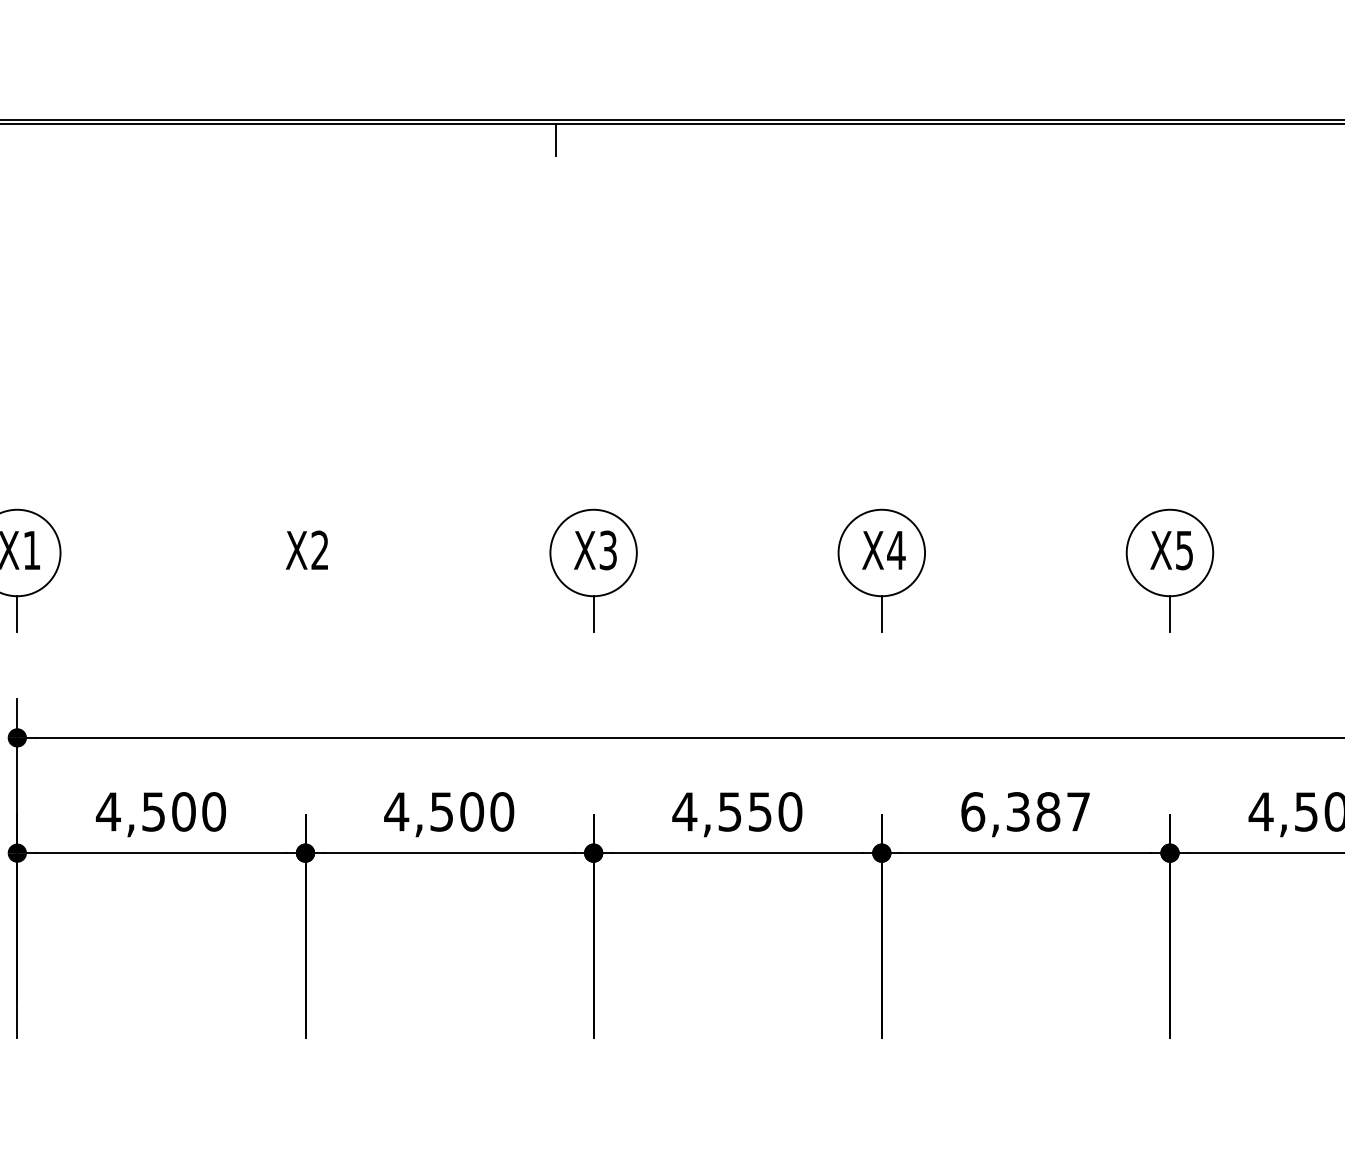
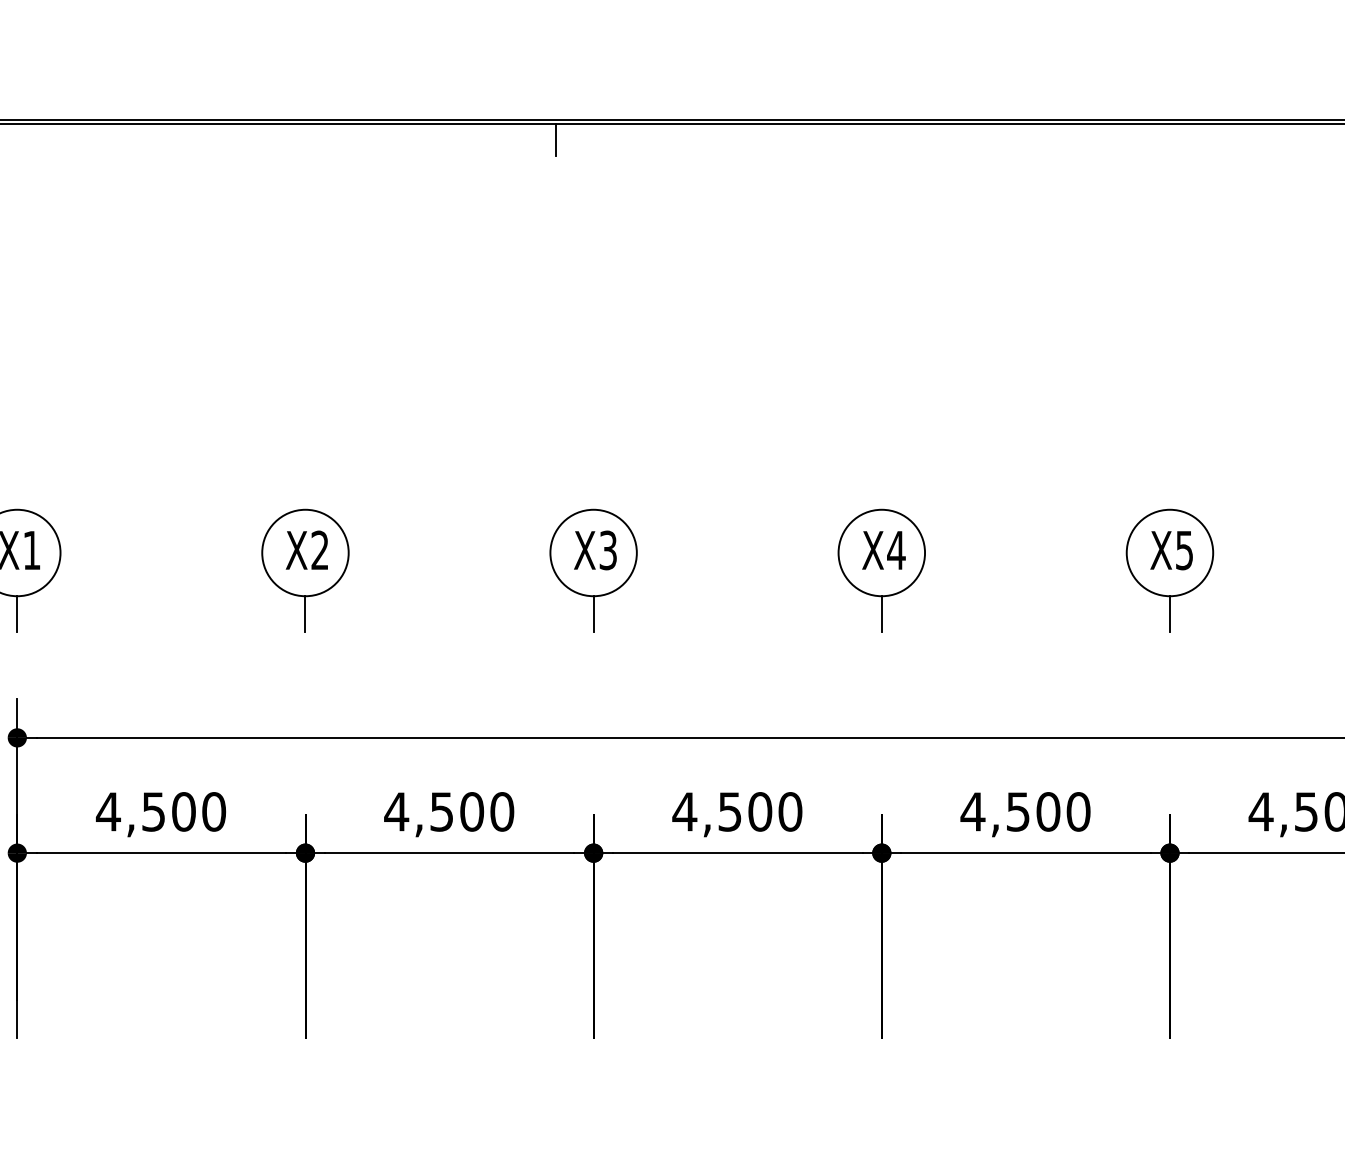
part: none -> present (305, 570)
text: 4,550 -> 4,500 (760, 811)
text: 6,387 -> 4,500 (1025, 811)
